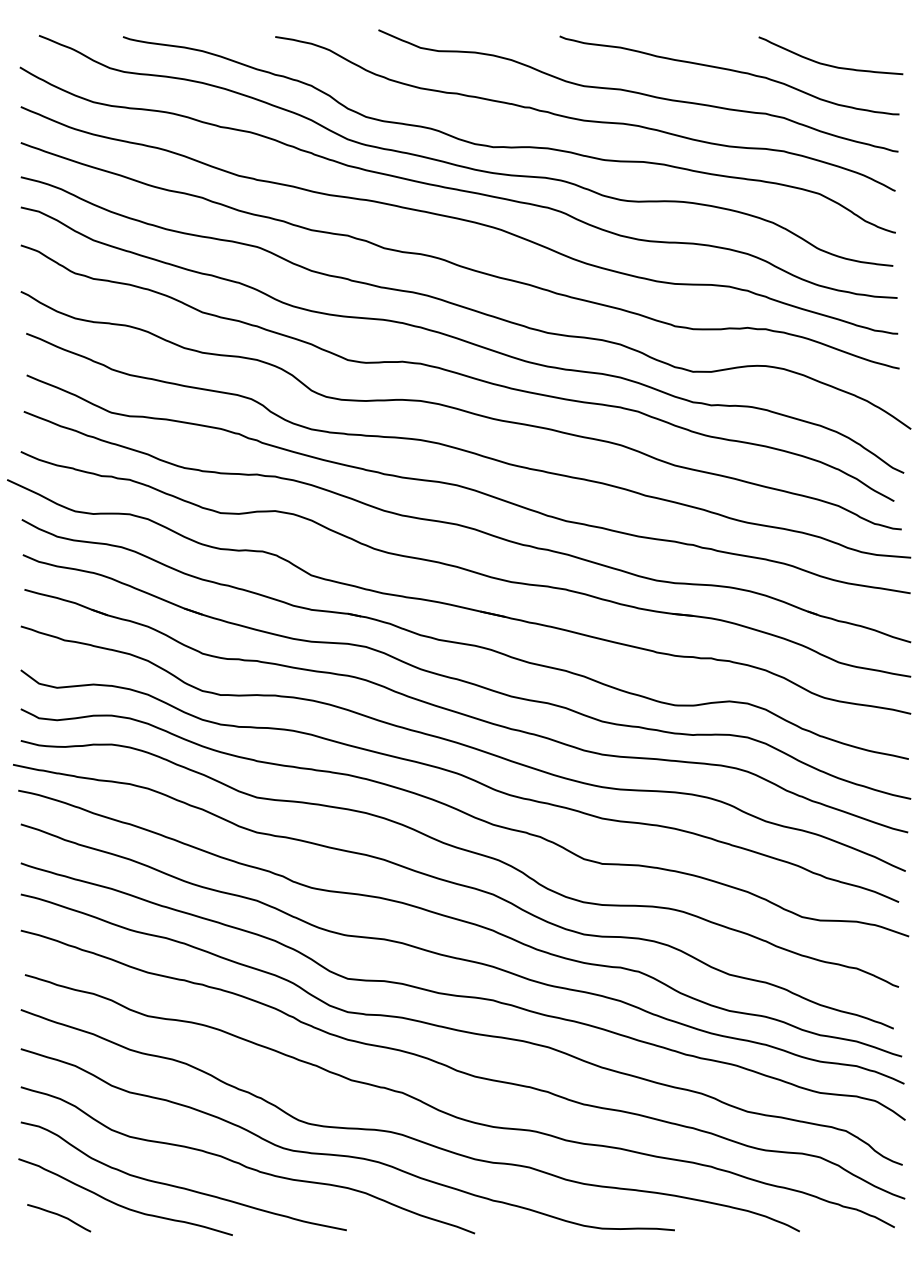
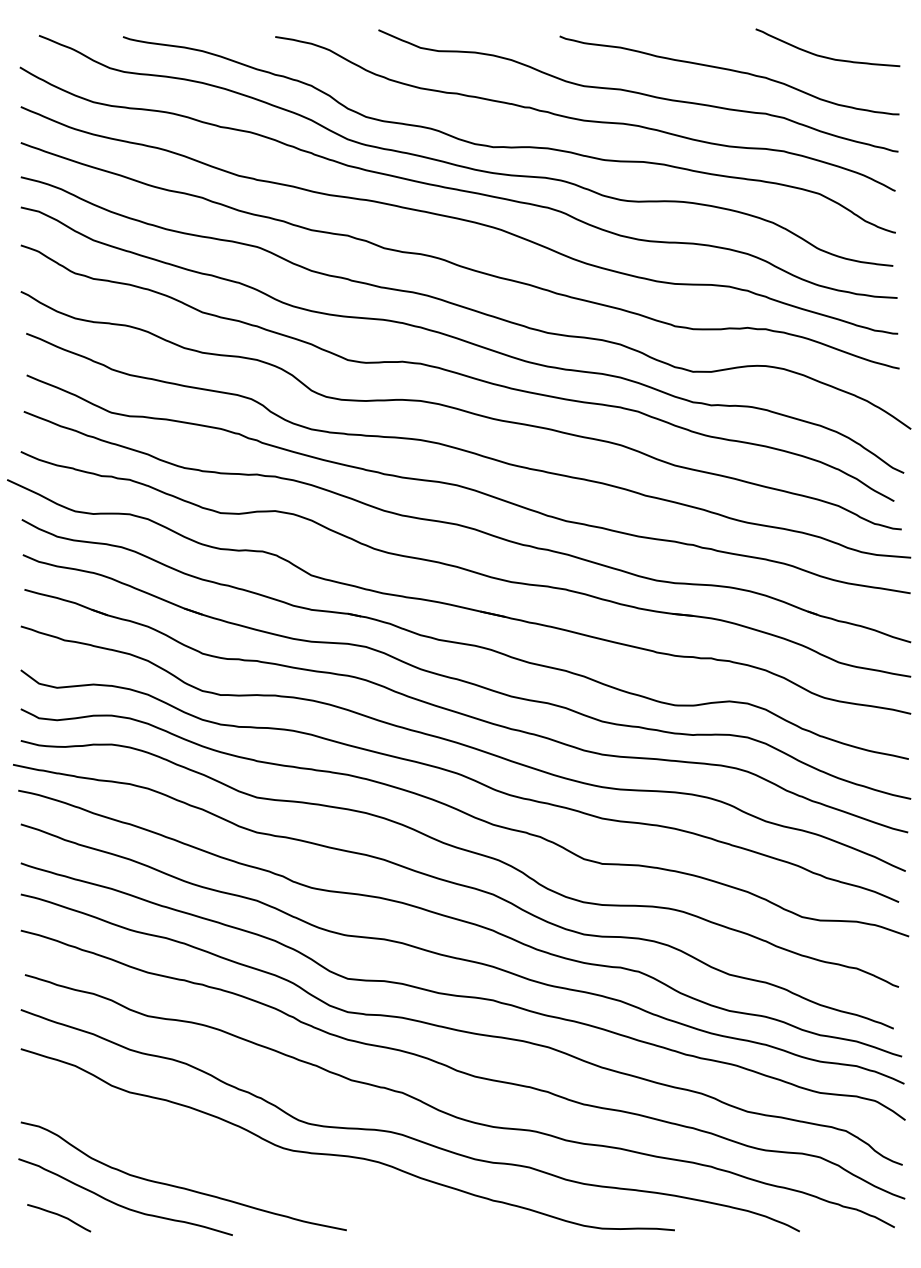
curve position: (829, 64) -> (826, 56) (826, 56)
curve: present -> none (245, 1165)
